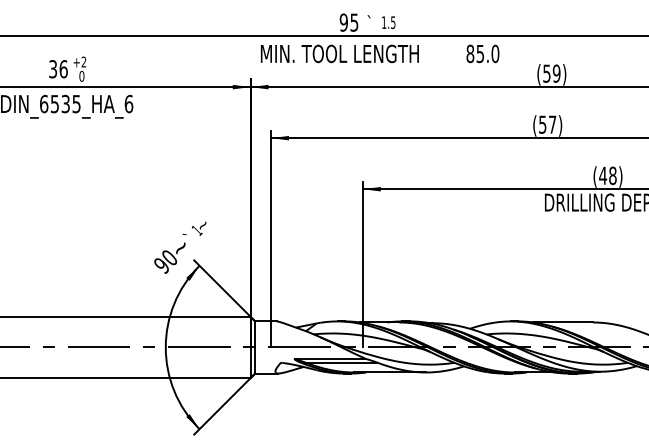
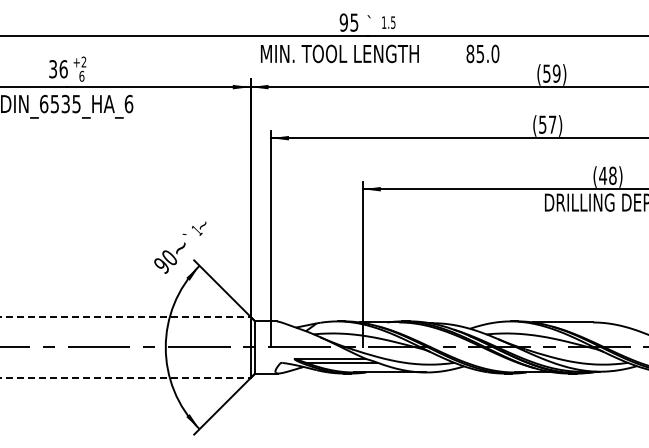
text: 0 -> 6 (81, 76)
line: solid -> dashed (125, 316)
line: solid -> dashed (125, 378)
